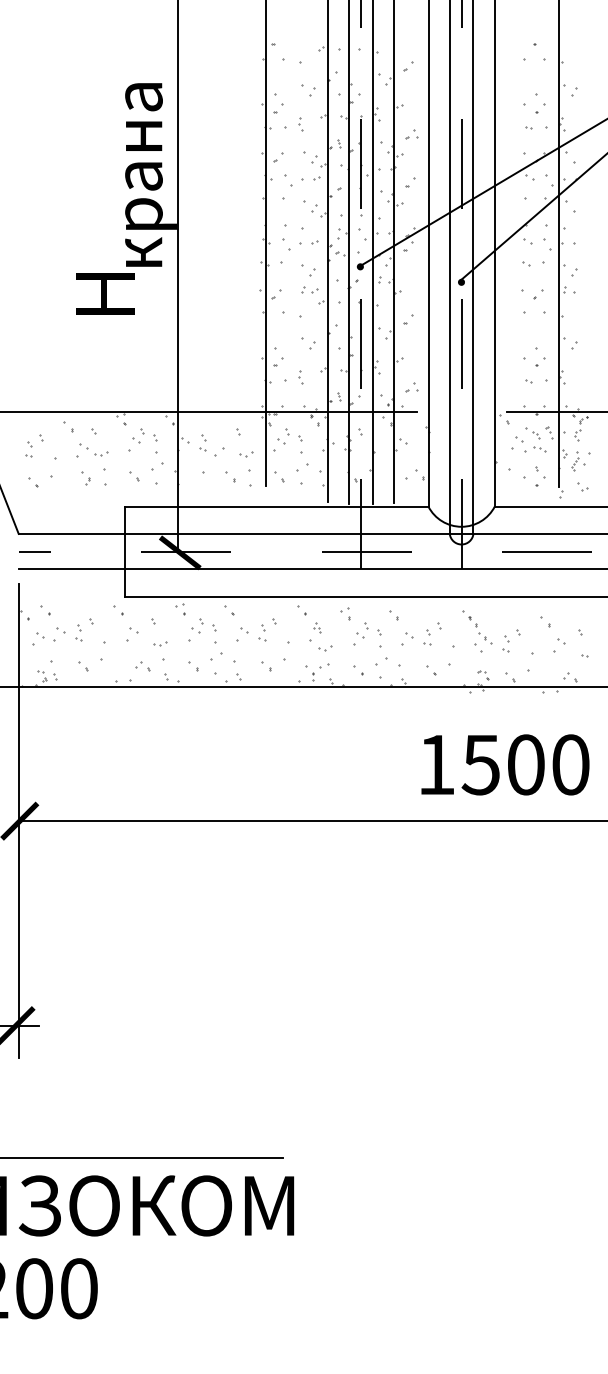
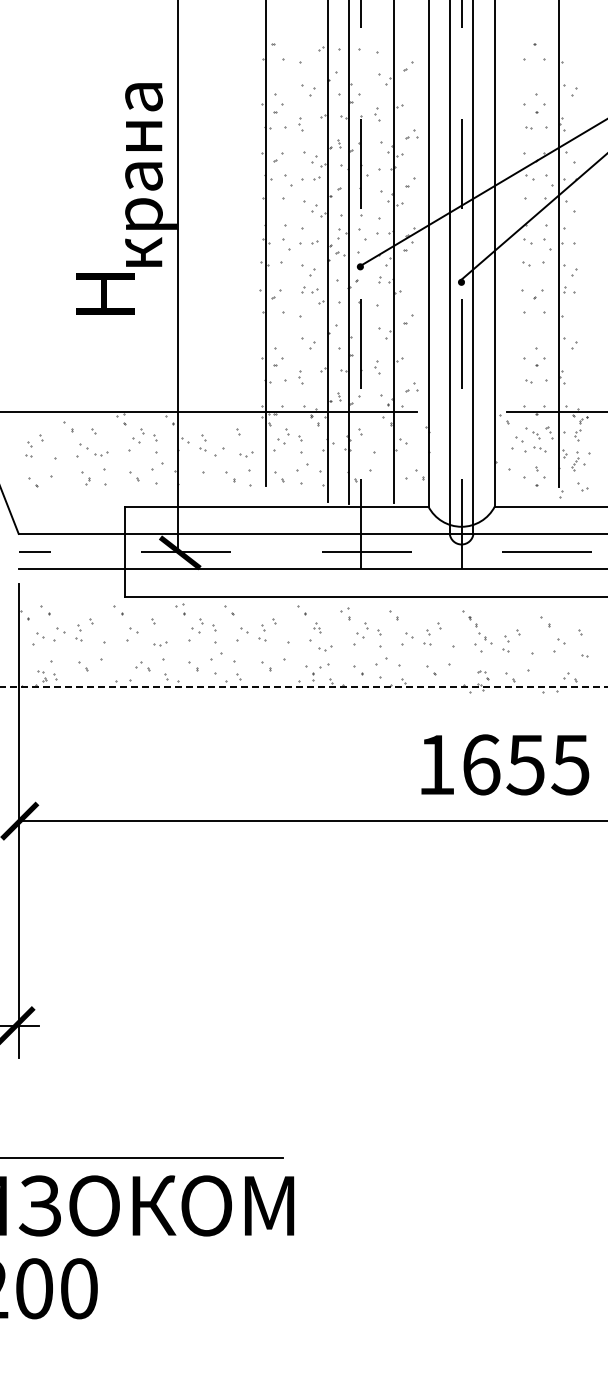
line: present -> none (373, 252)
line: solid -> dashed (304, 687)
text: 1500 -> 1655 (525, 764)
